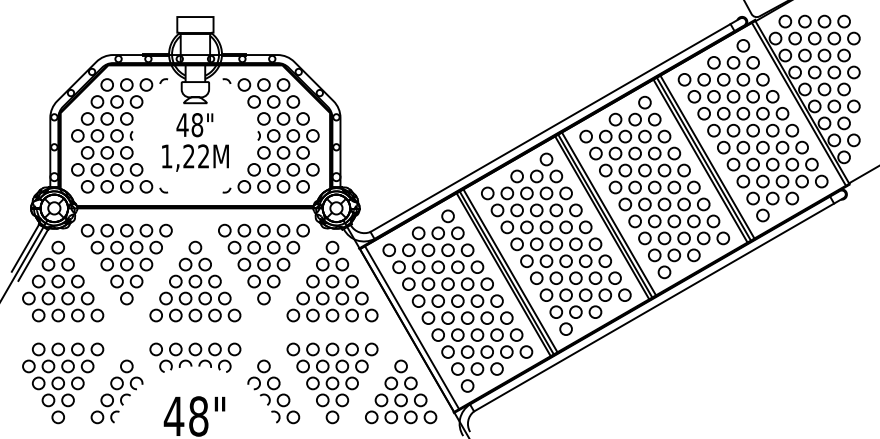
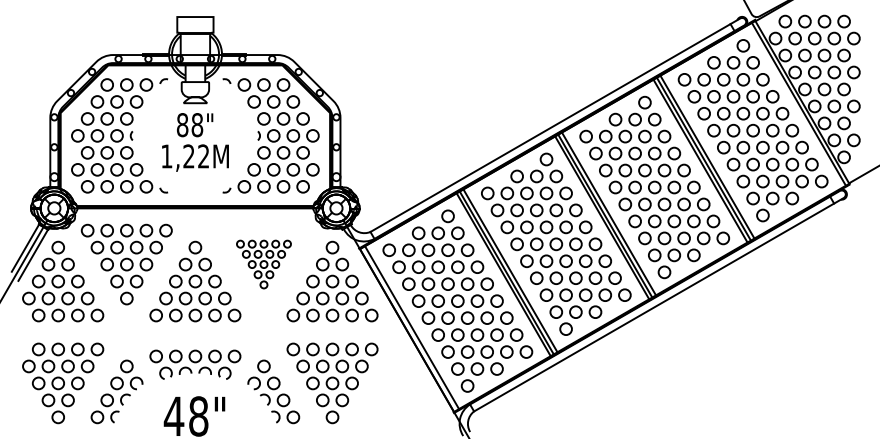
text: 48" -> 88" (182, 125)
part size: 92x83 px -> 56x51 px (263, 264)
part position: (195, 357) -> (195, 364) (195, 364)
part: present -> none (401, 391)
